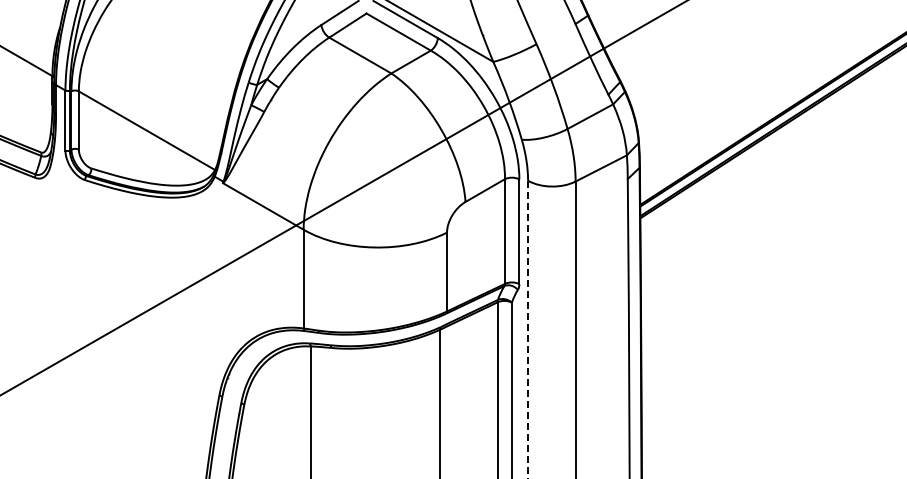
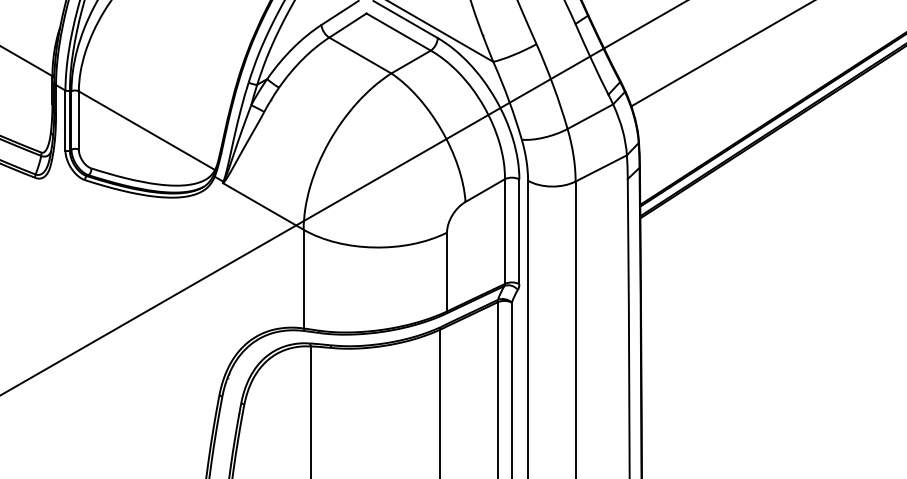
line: none -> present (721, 54)
line: dashed -> solid (528, 329)
